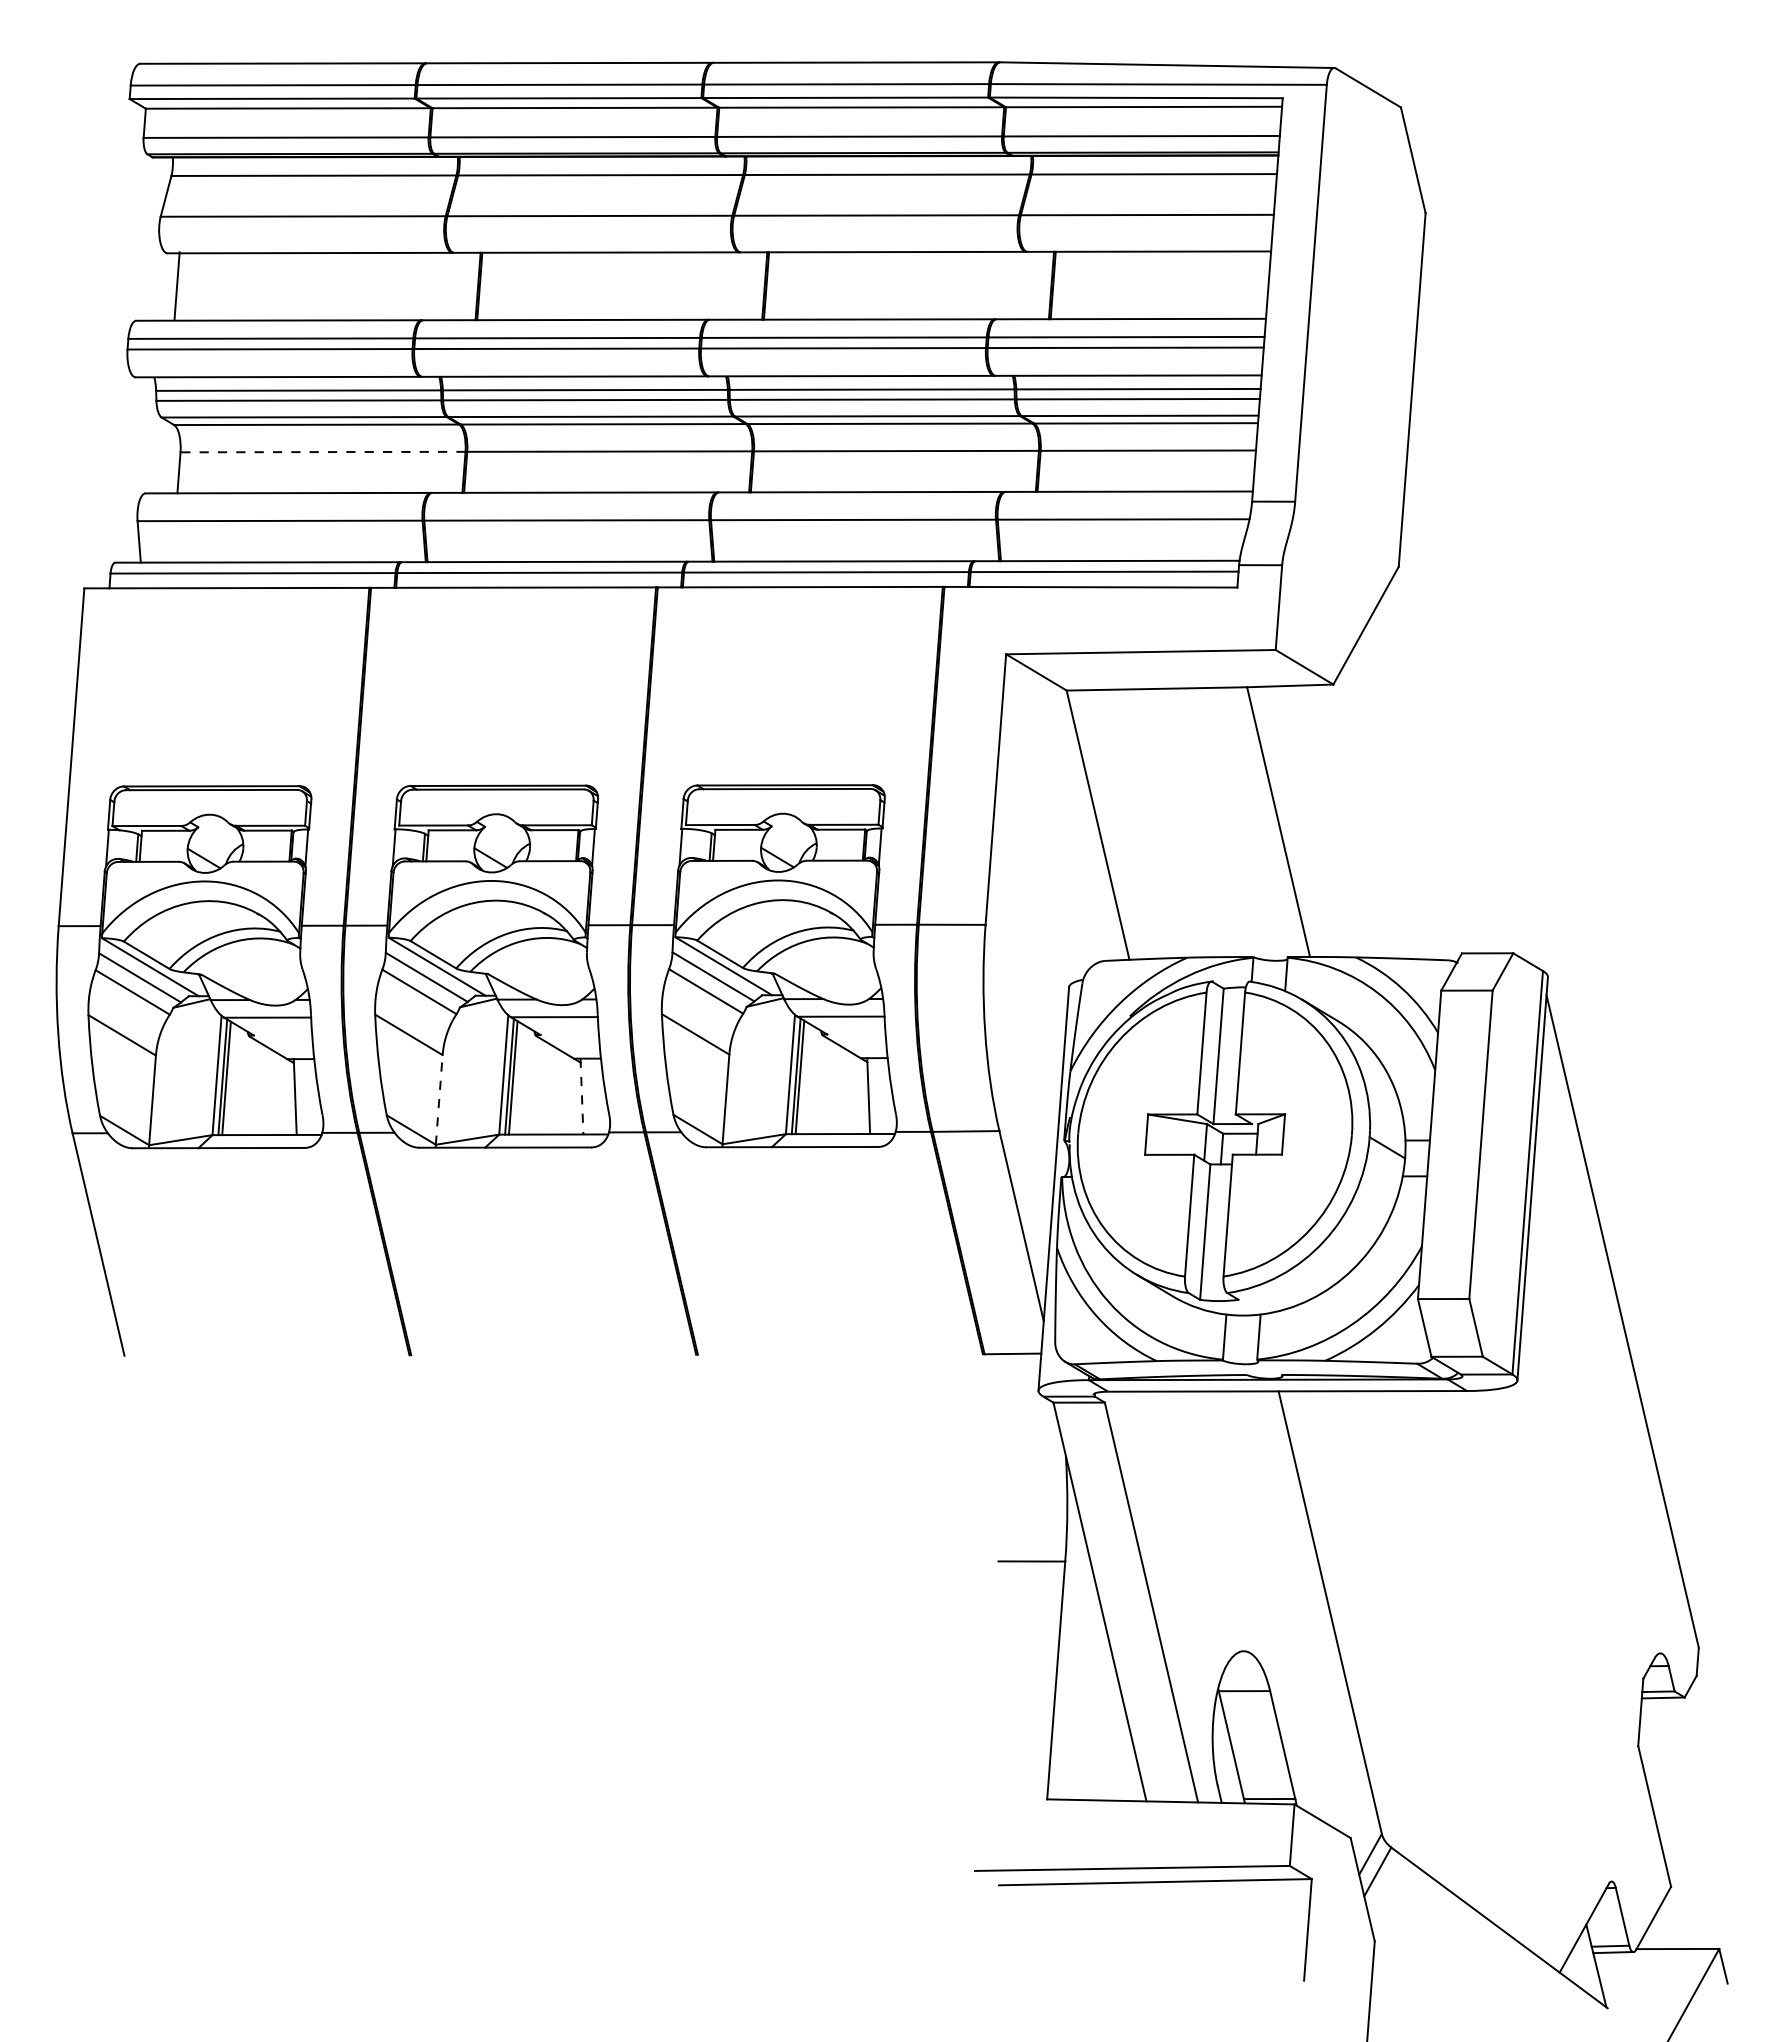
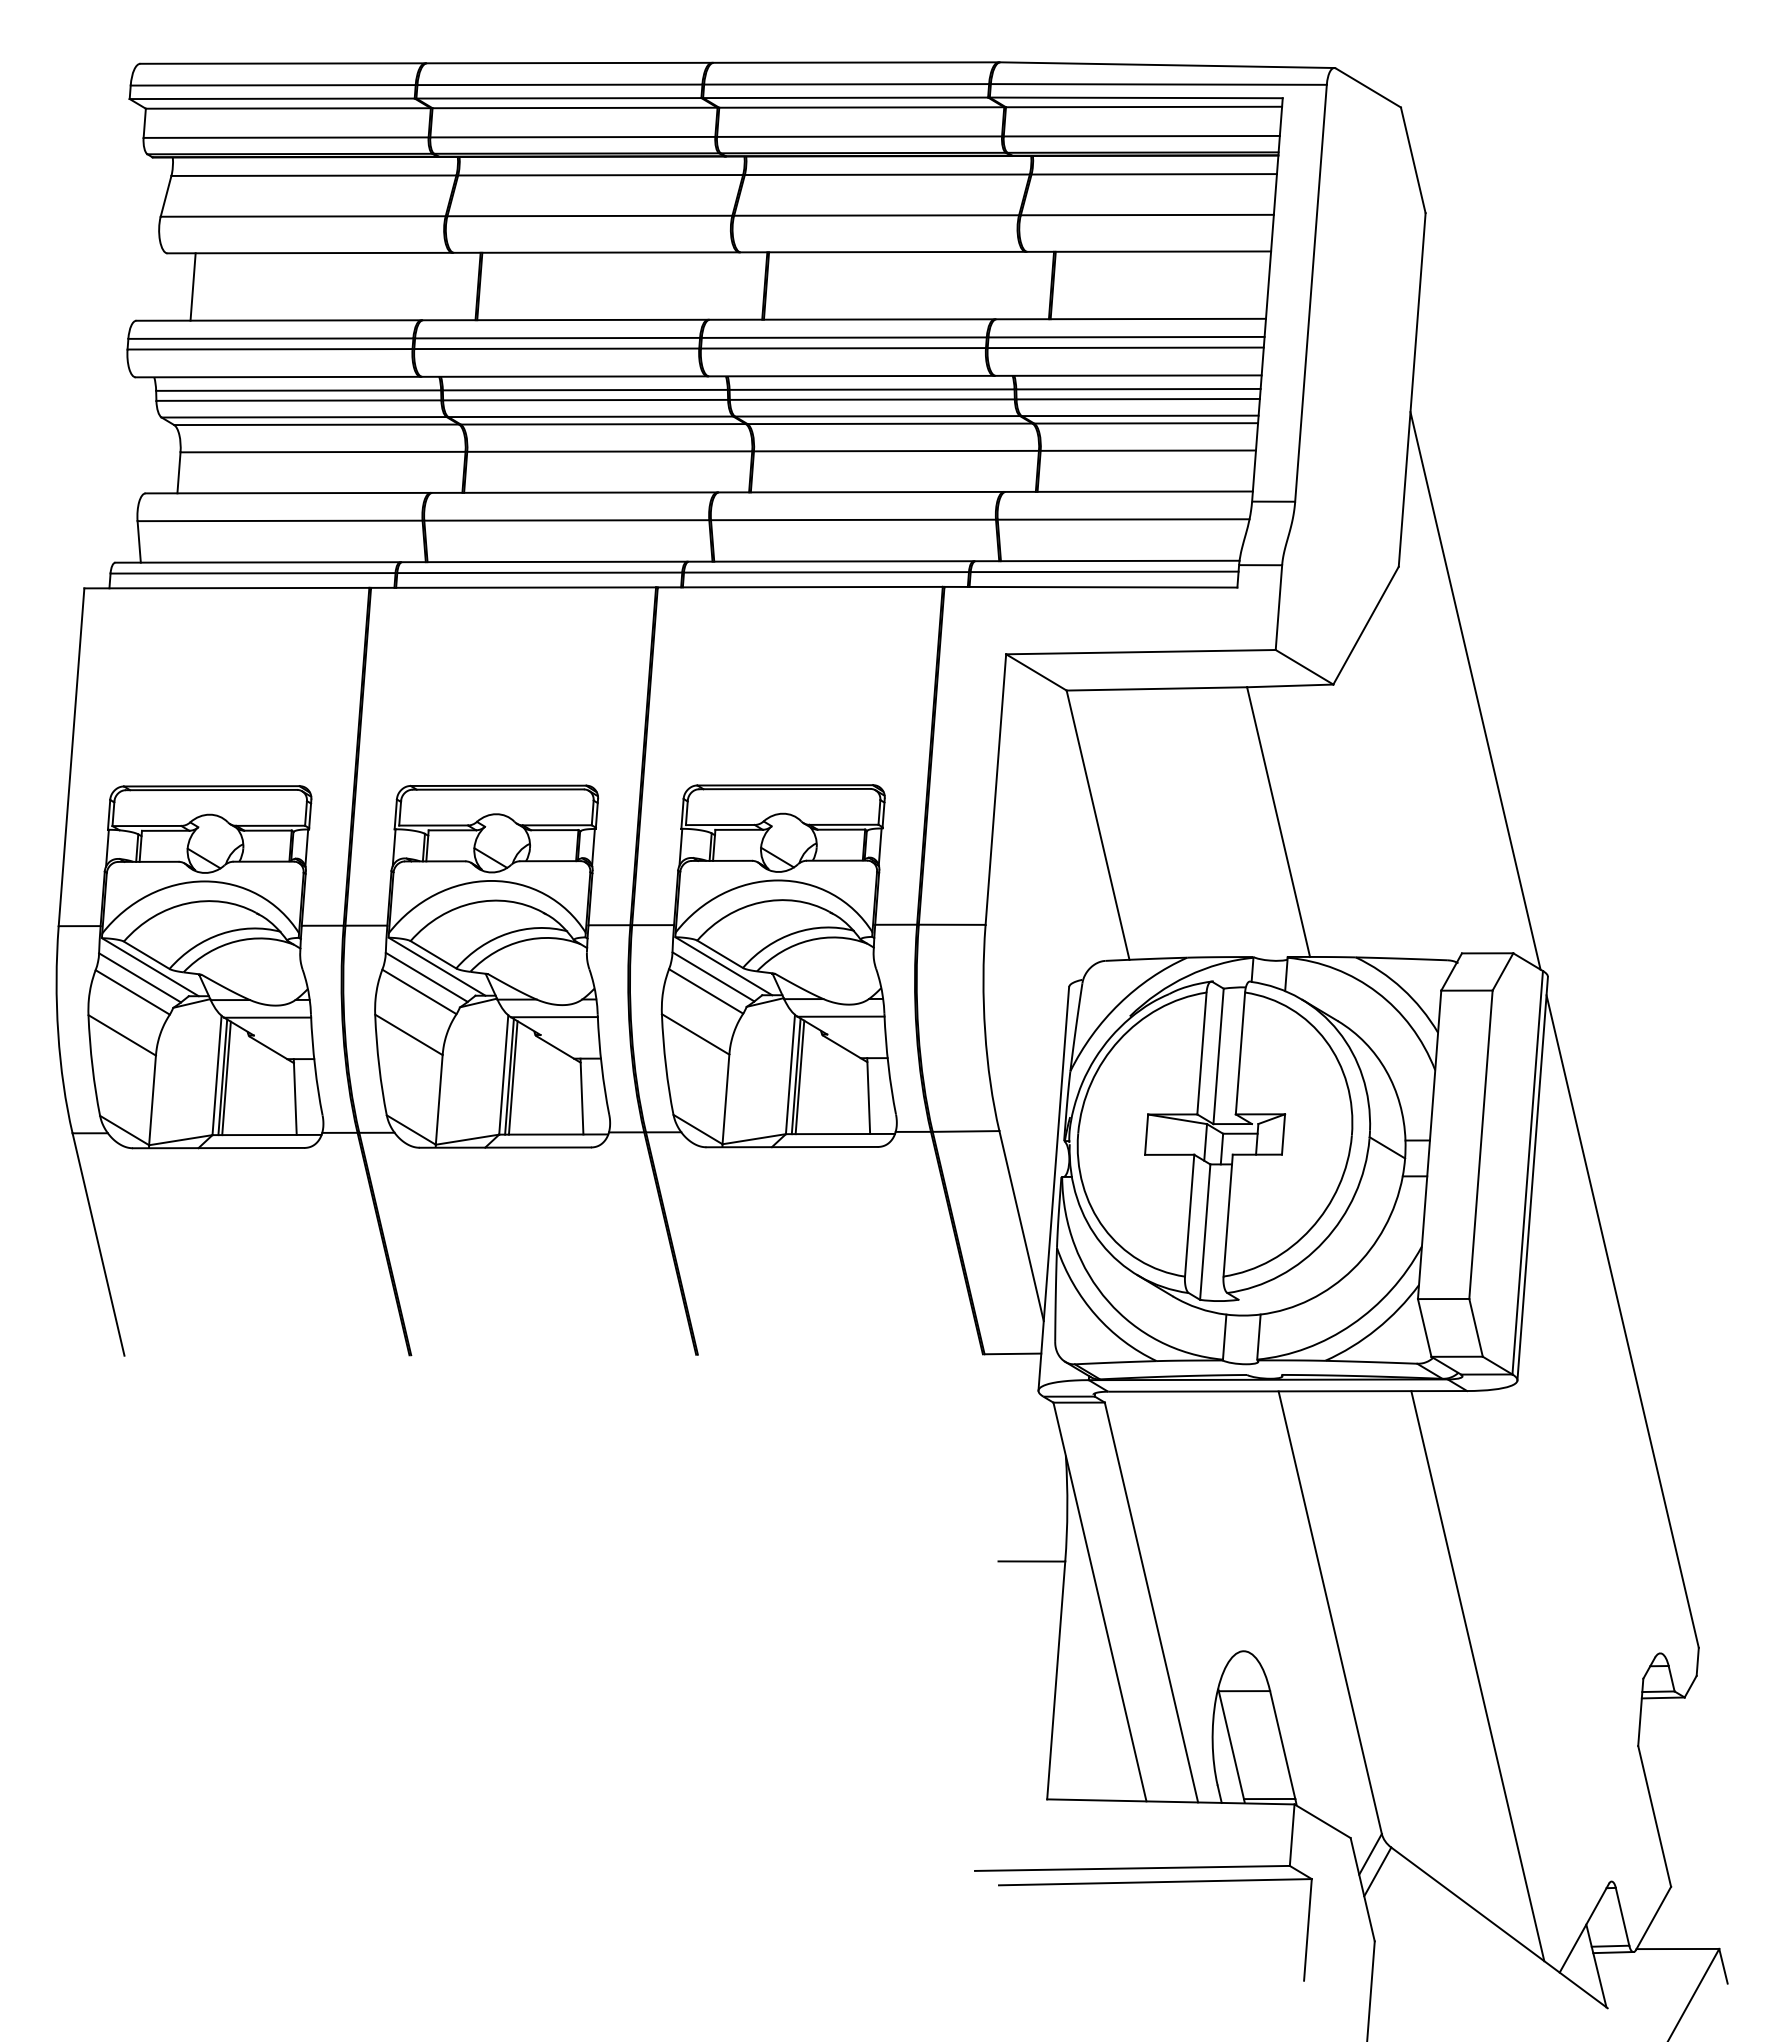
line position: (176, 285) -> (192, 286) (192, 286)
line: dashed -> solid (322, 452)
line: none -> present (1475, 690)
line: dashed -> solid (581, 1096)
line: dashed -> solid (439, 1099)
line: none -> present (1477, 1676)
